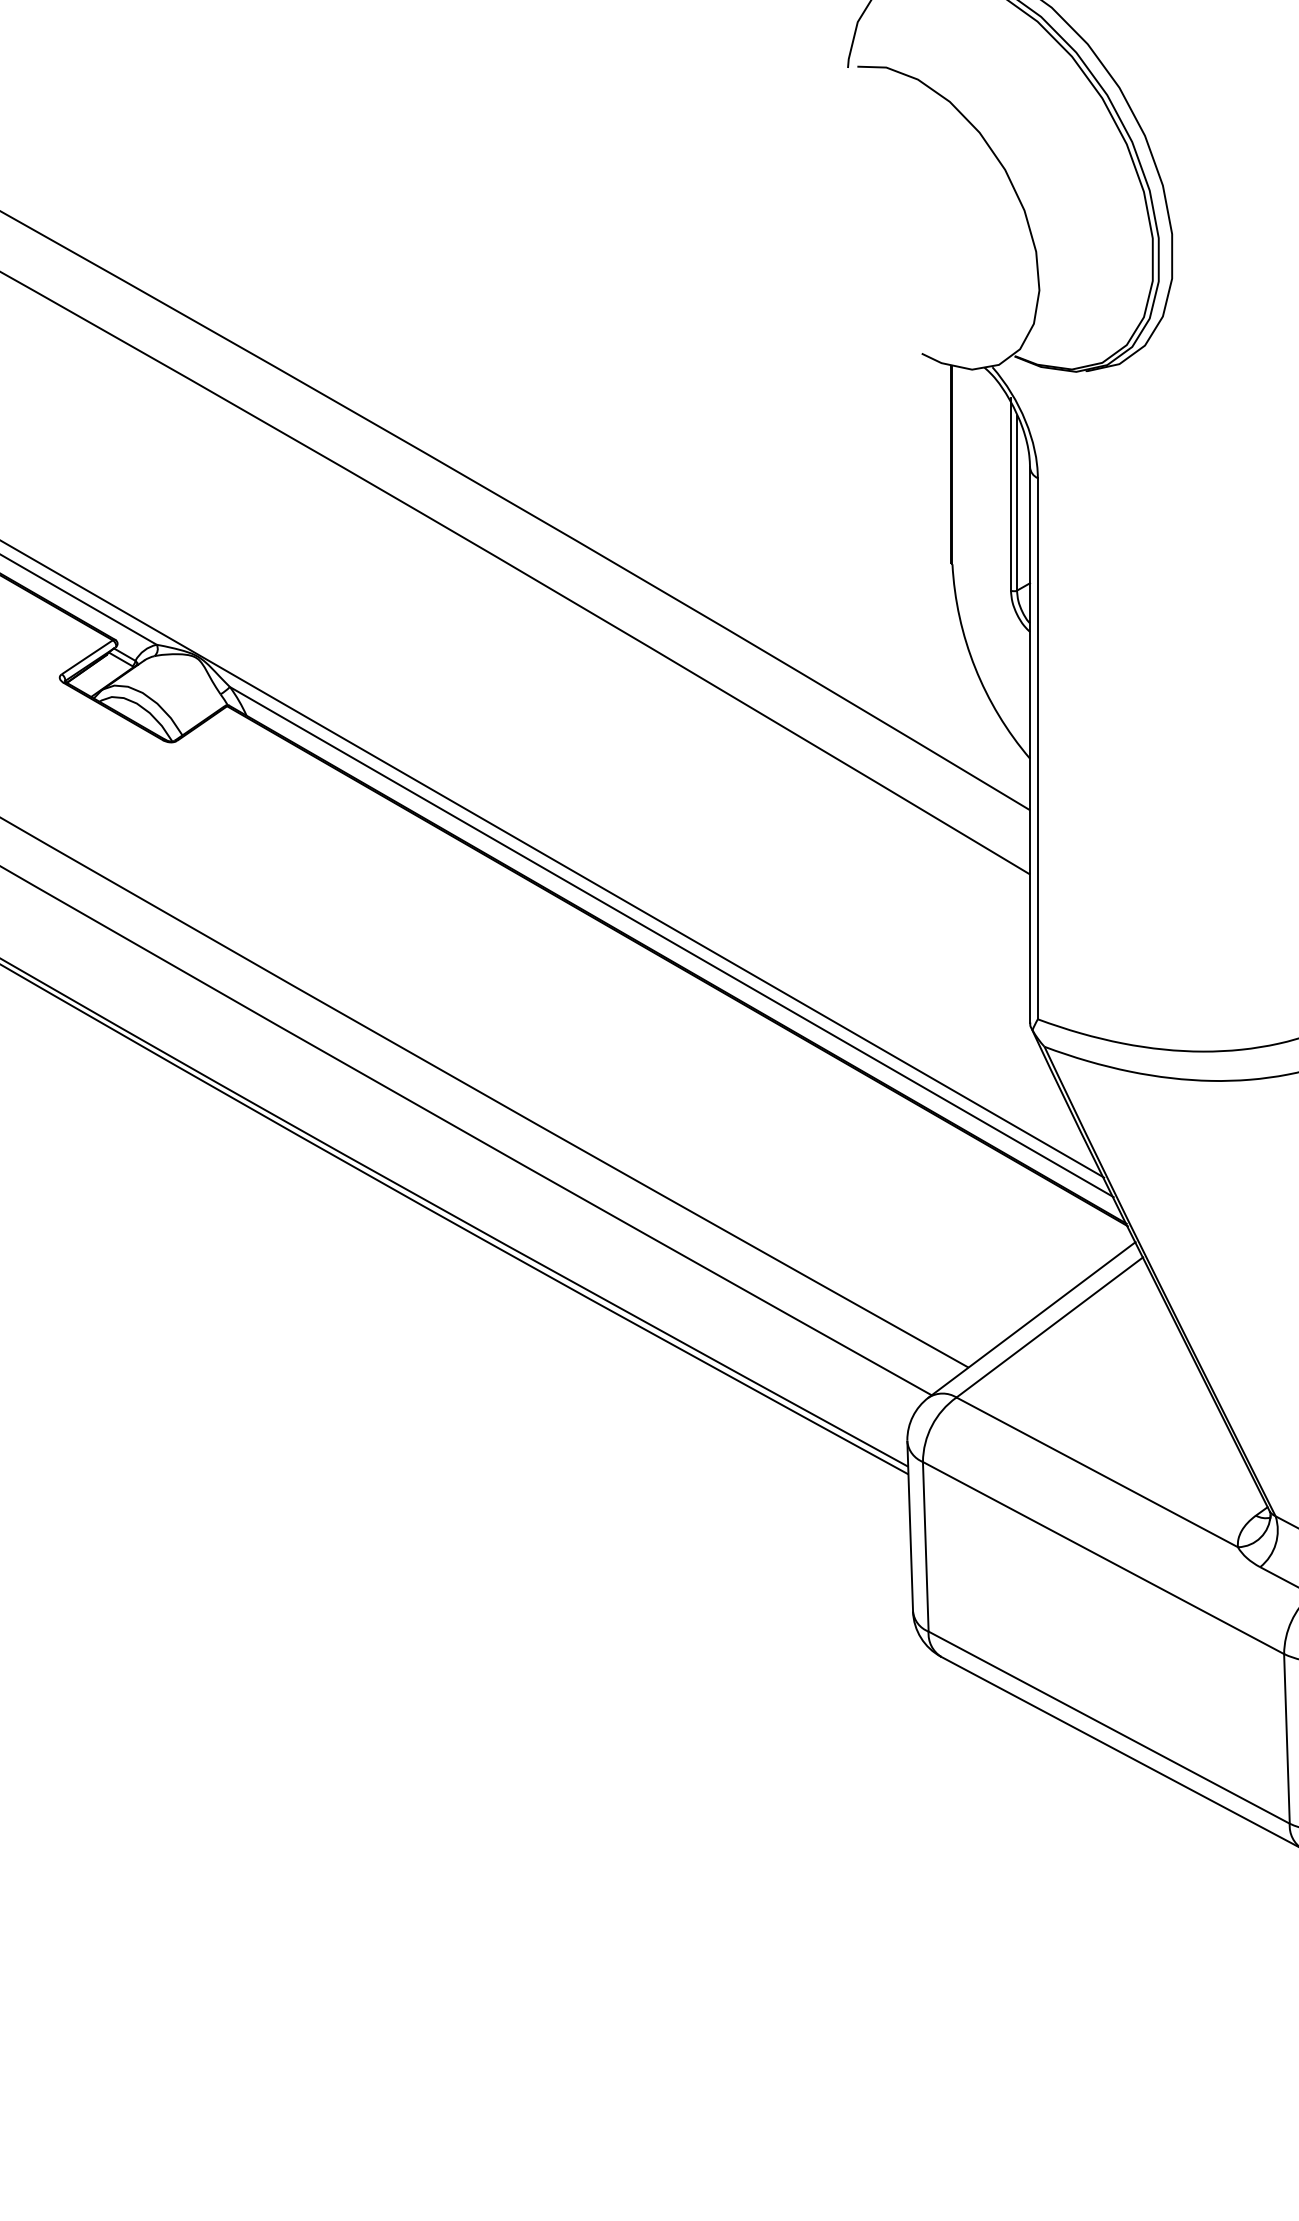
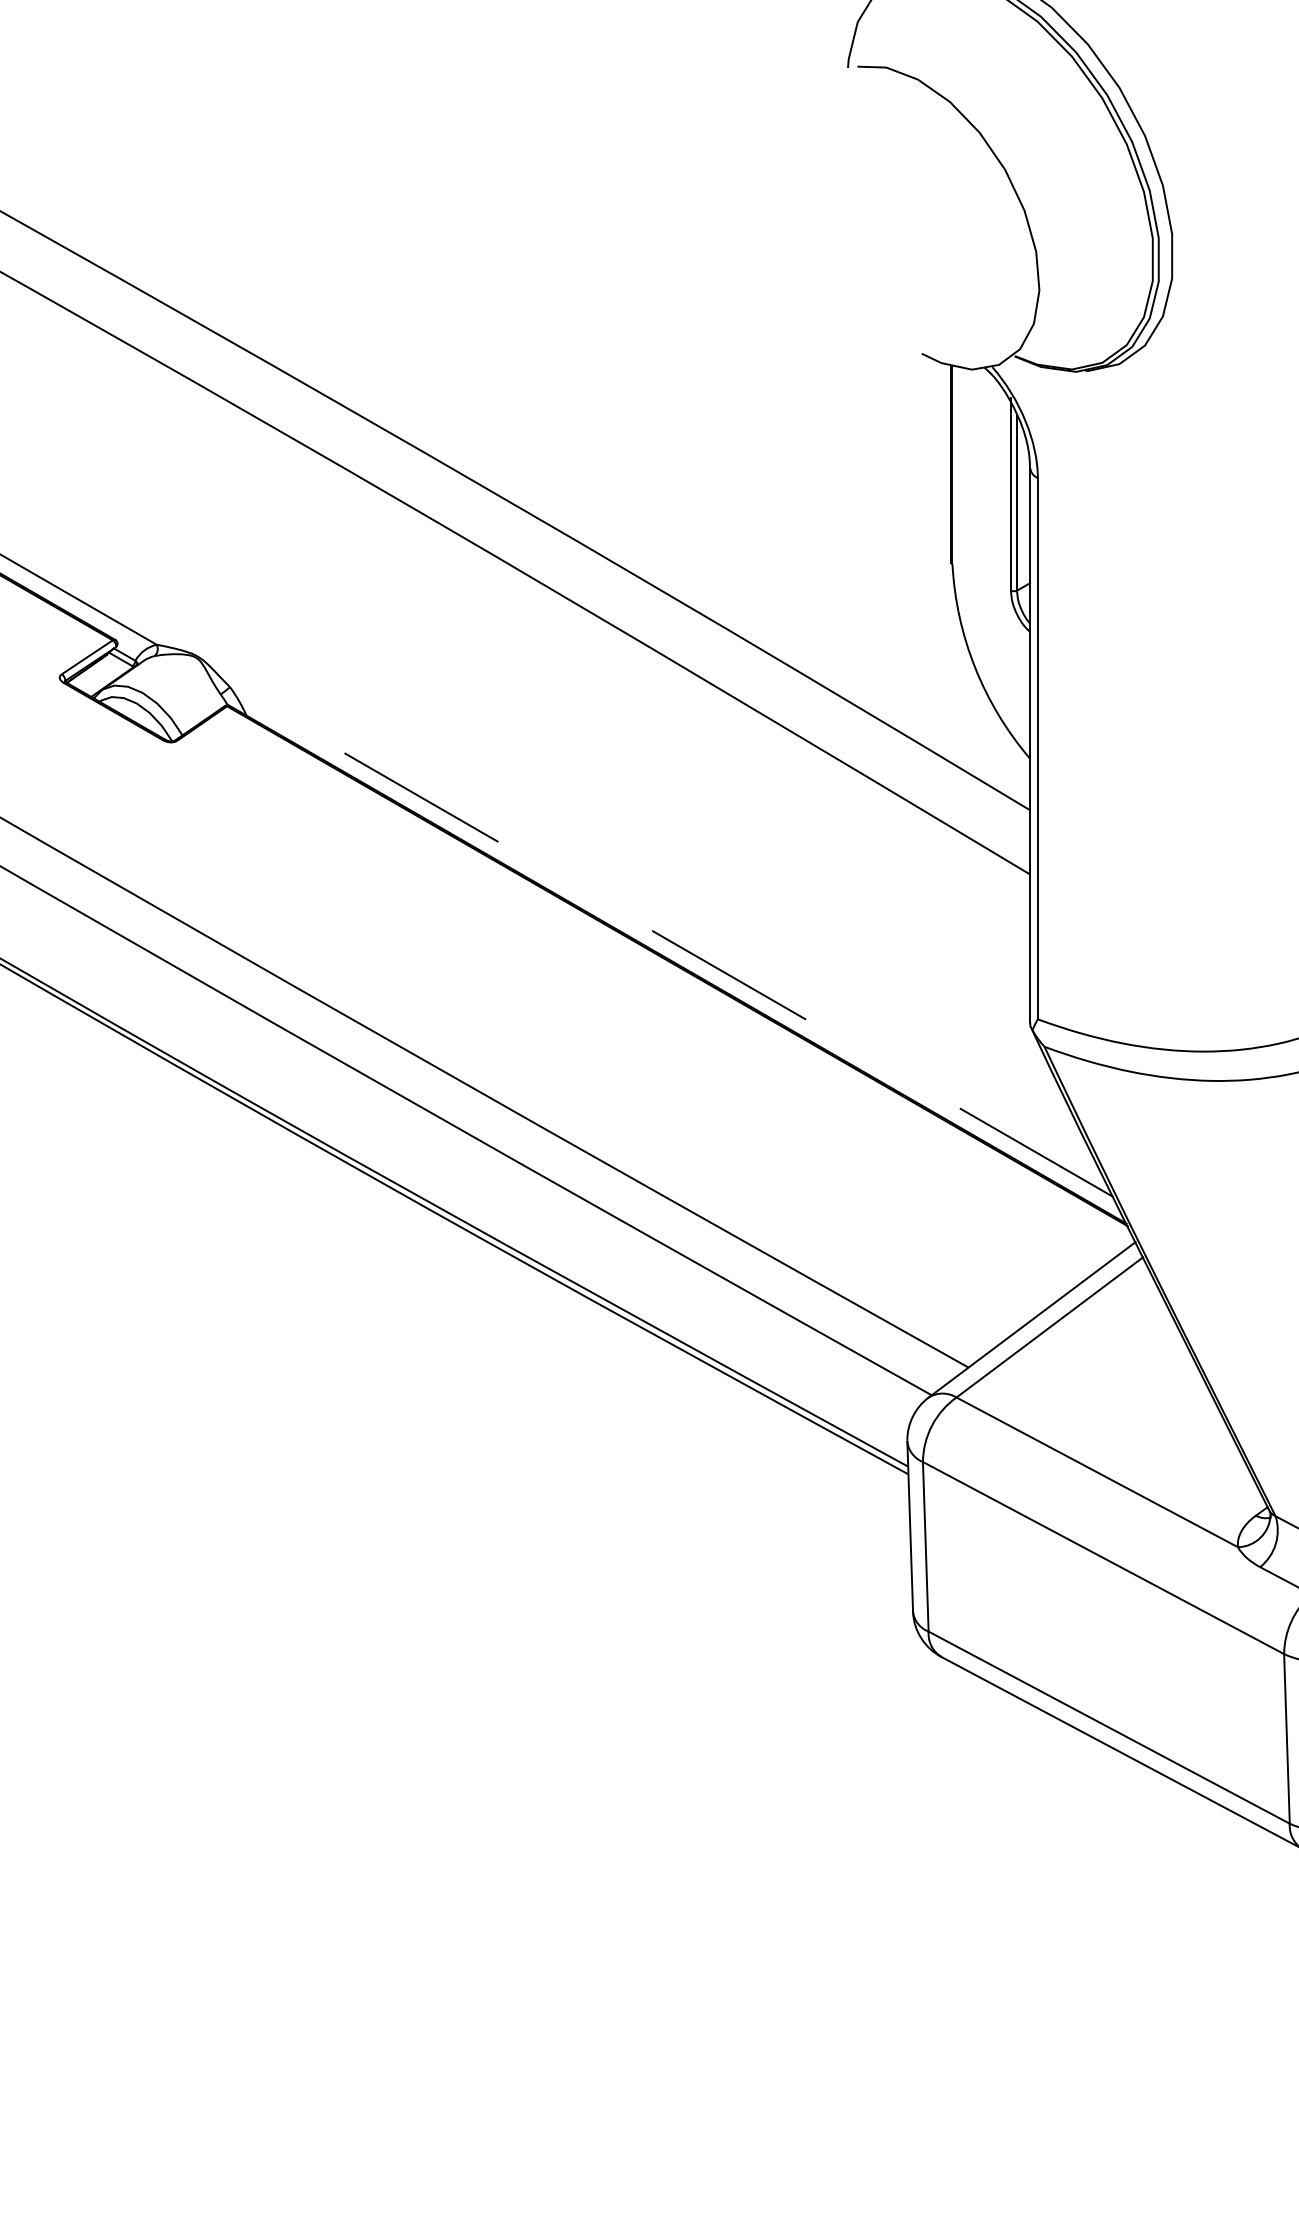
line: present -> none (553, 859)
line: solid -> dashed (671, 941)
